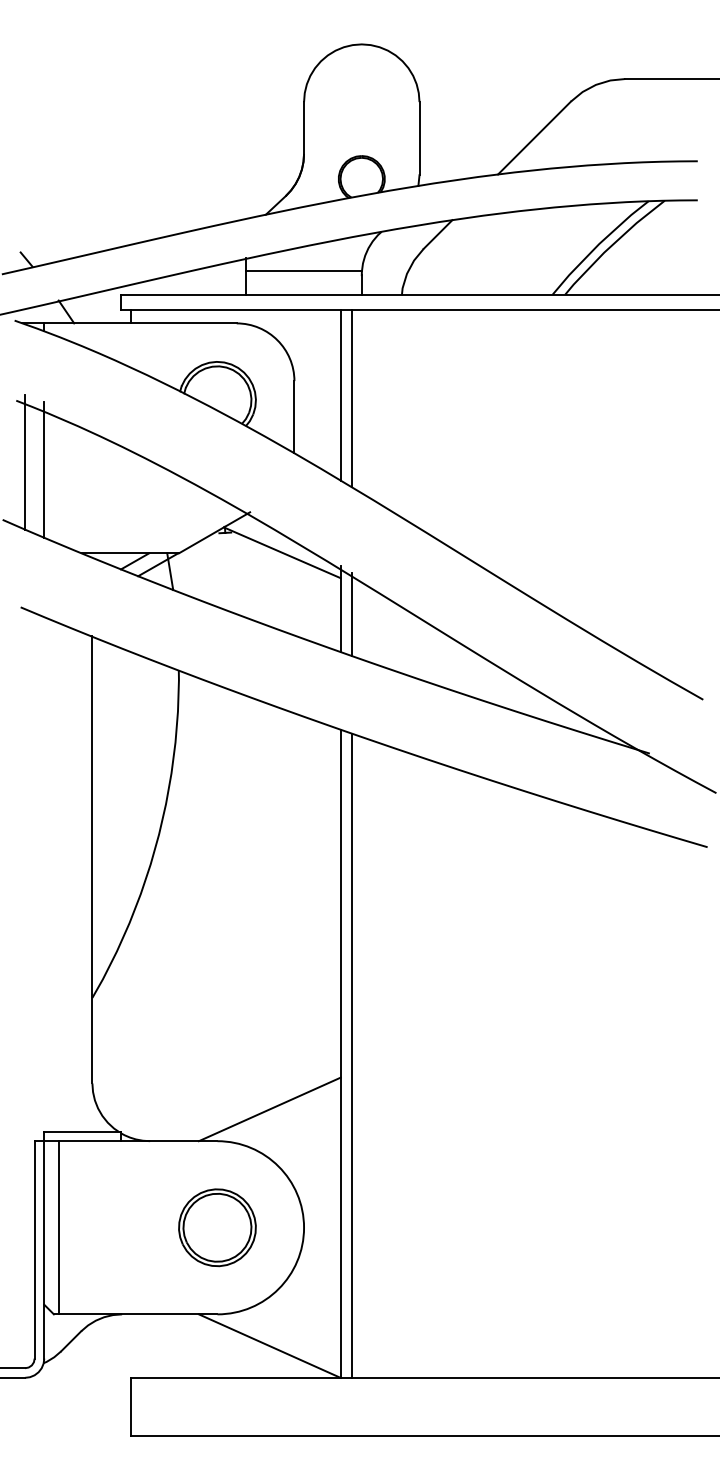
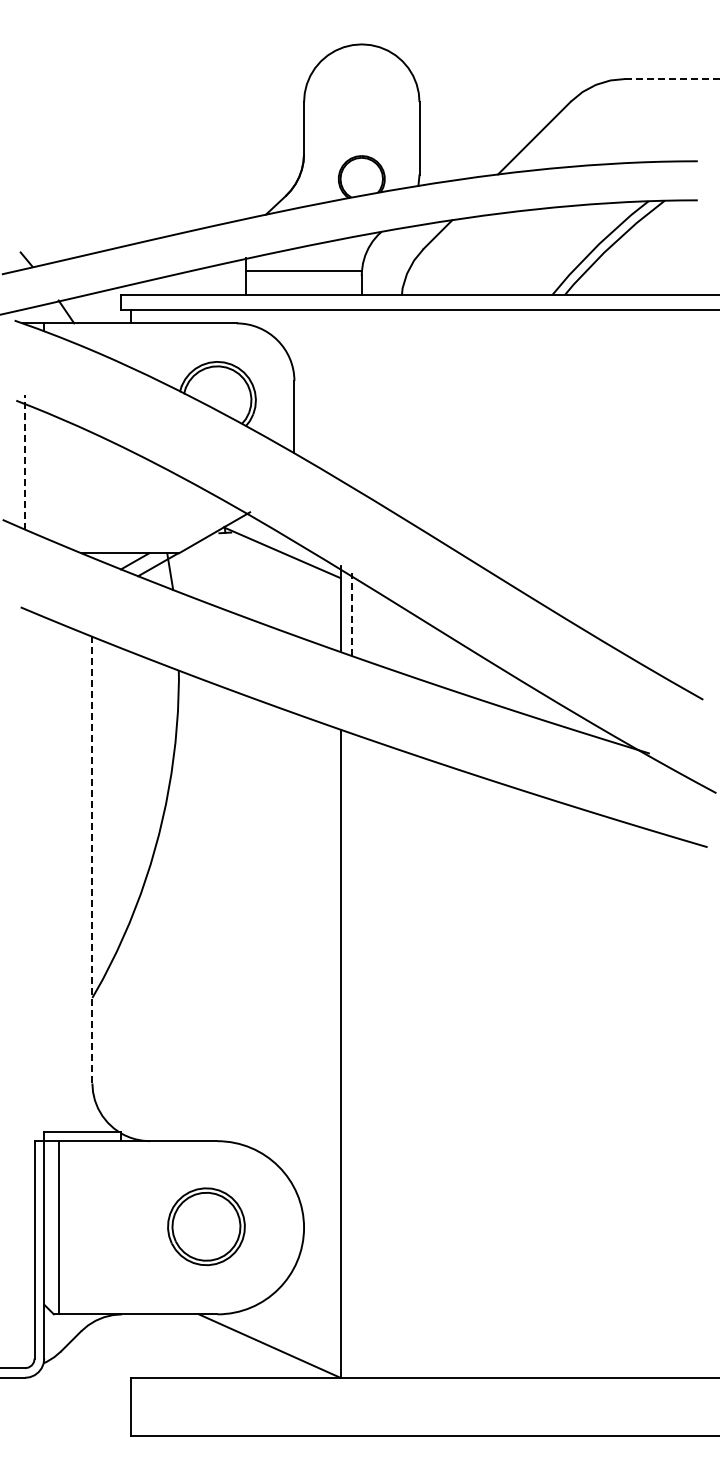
line: solid -> dashed (672, 79)
line: present -> none (340, 394)
line: present -> none (352, 398)
line: solid -> dashed (25, 461)
line: present -> none (44, 469)
line: solid -> dashed (352, 614)
line: solid -> dashed (92, 859)
line: present -> none (352, 1055)
line: present -> none (269, 1109)
part position: (217, 1227) -> (206, 1226) (206, 1226)
